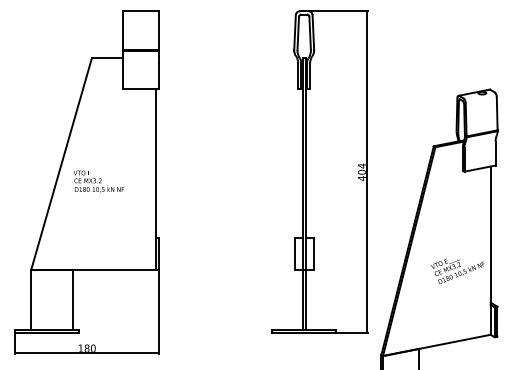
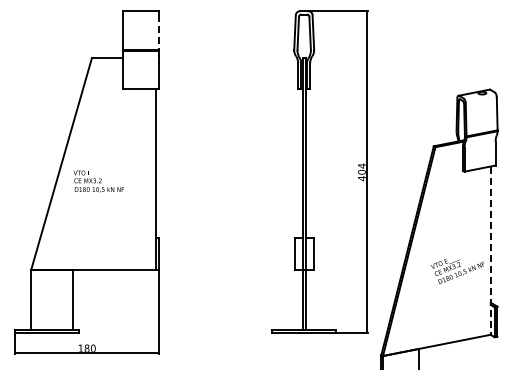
line: solid -> dashed (158, 33)
line: solid -> dashed (490, 251)
